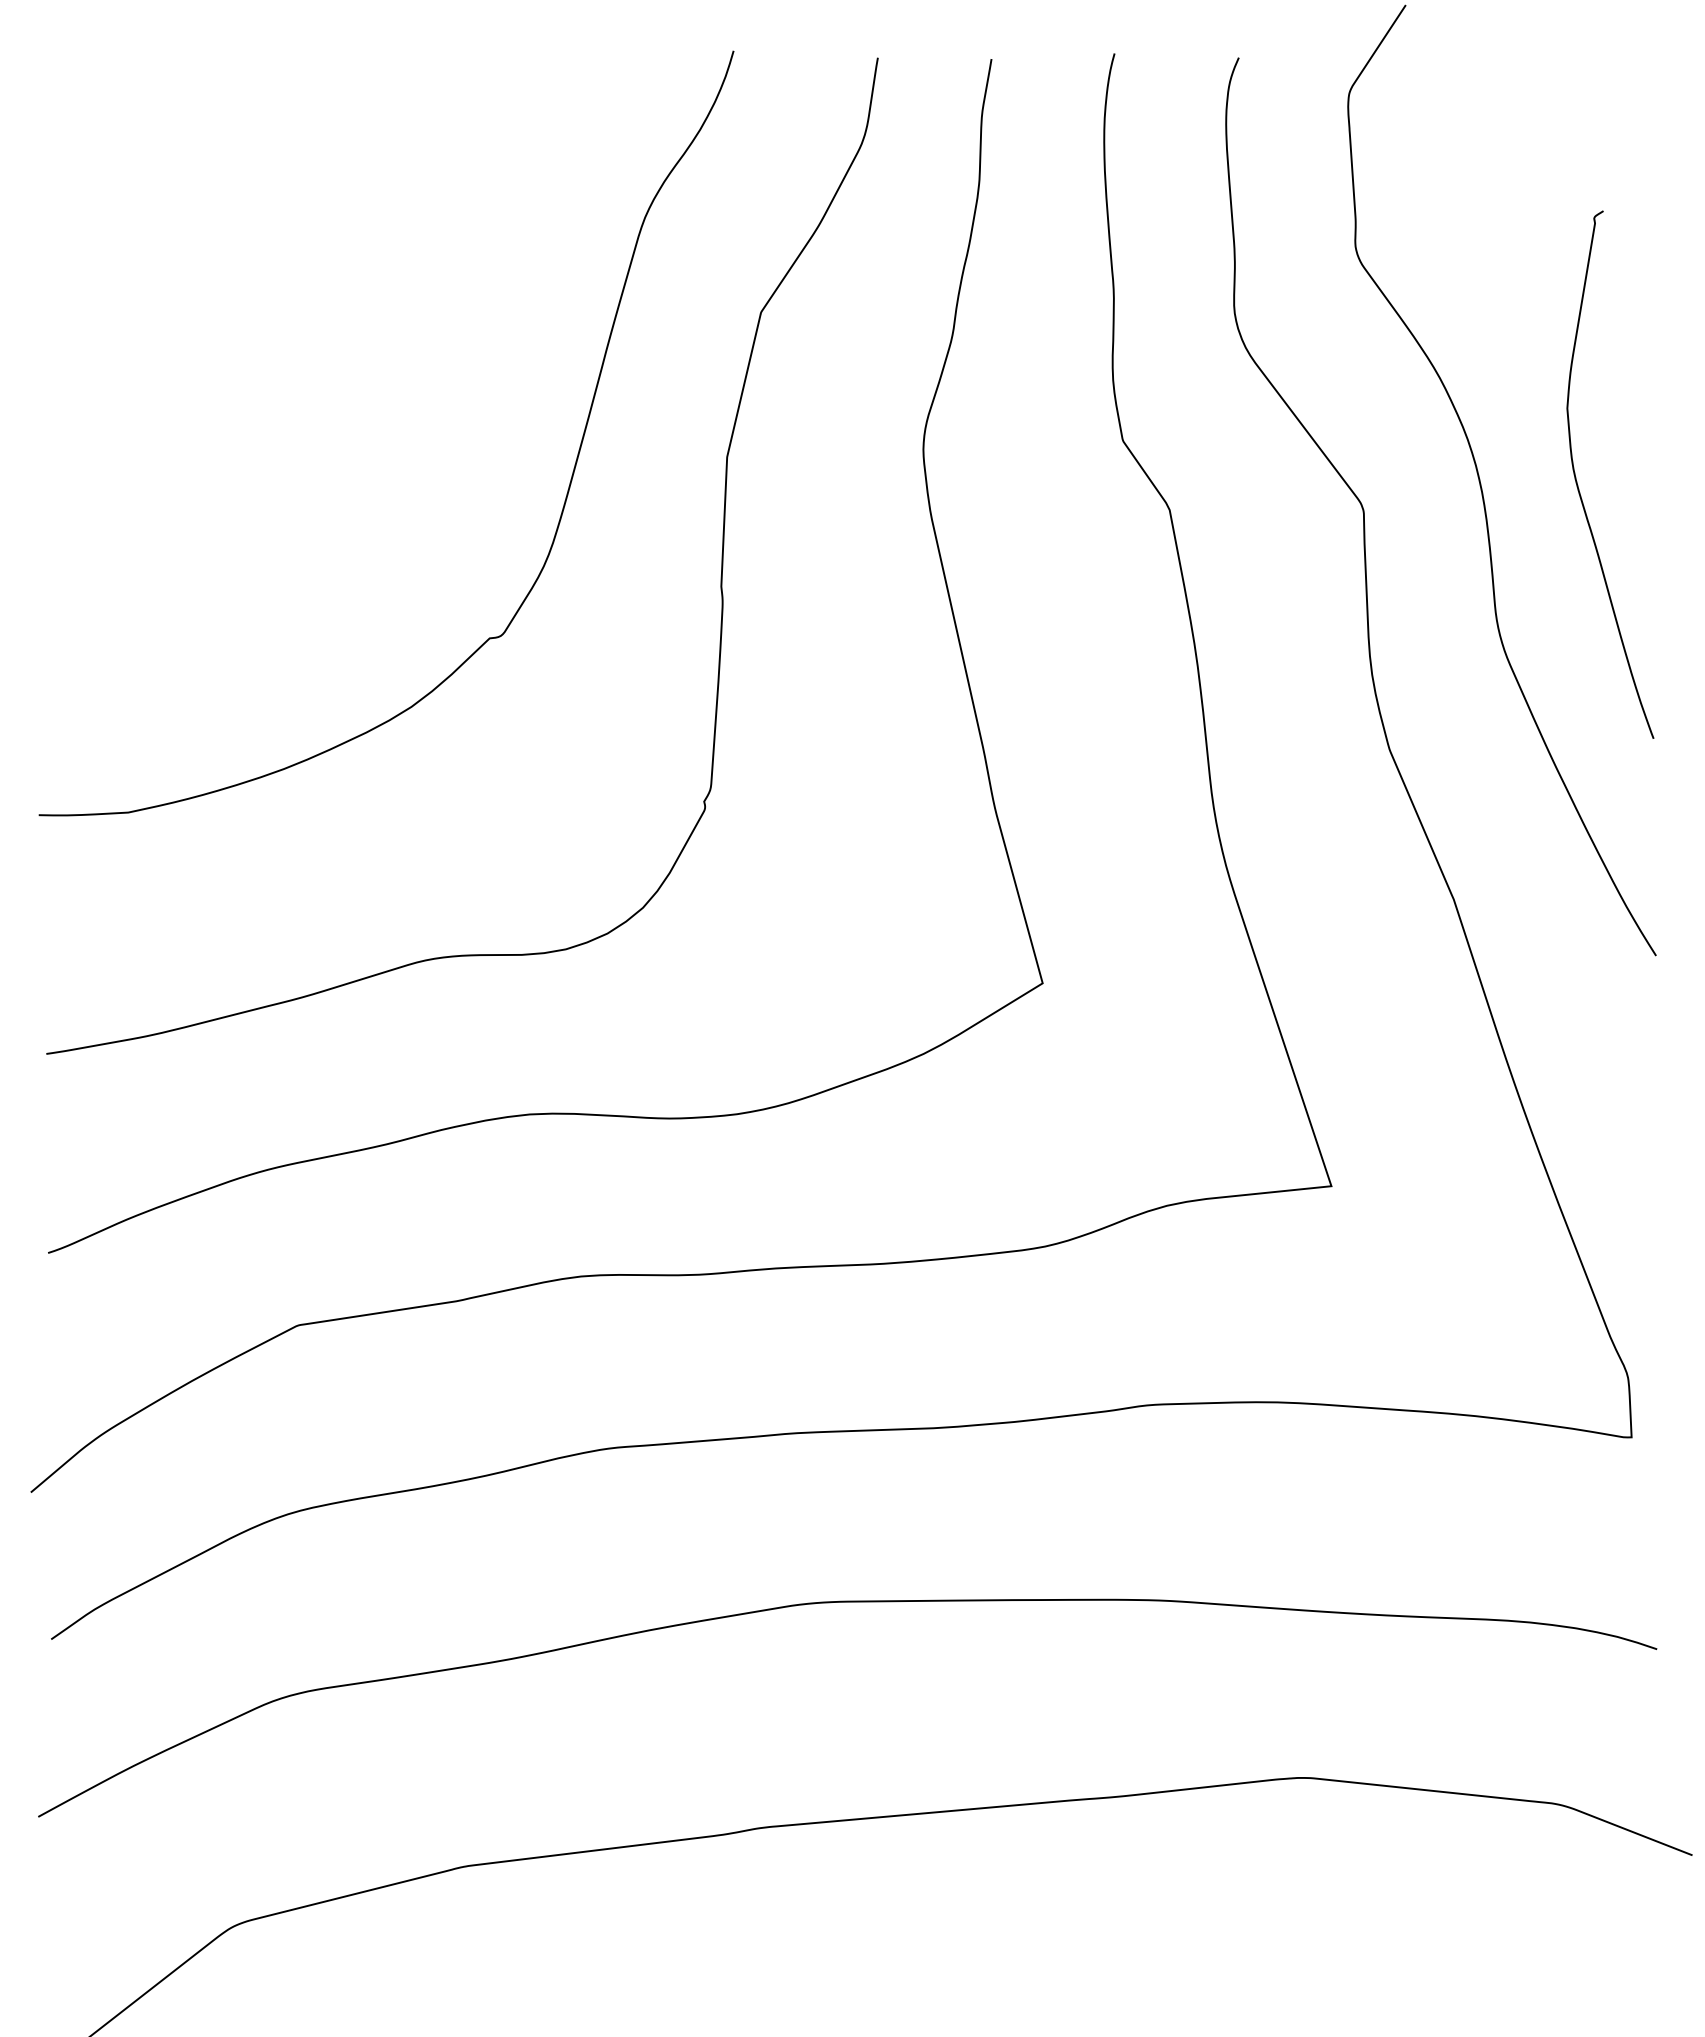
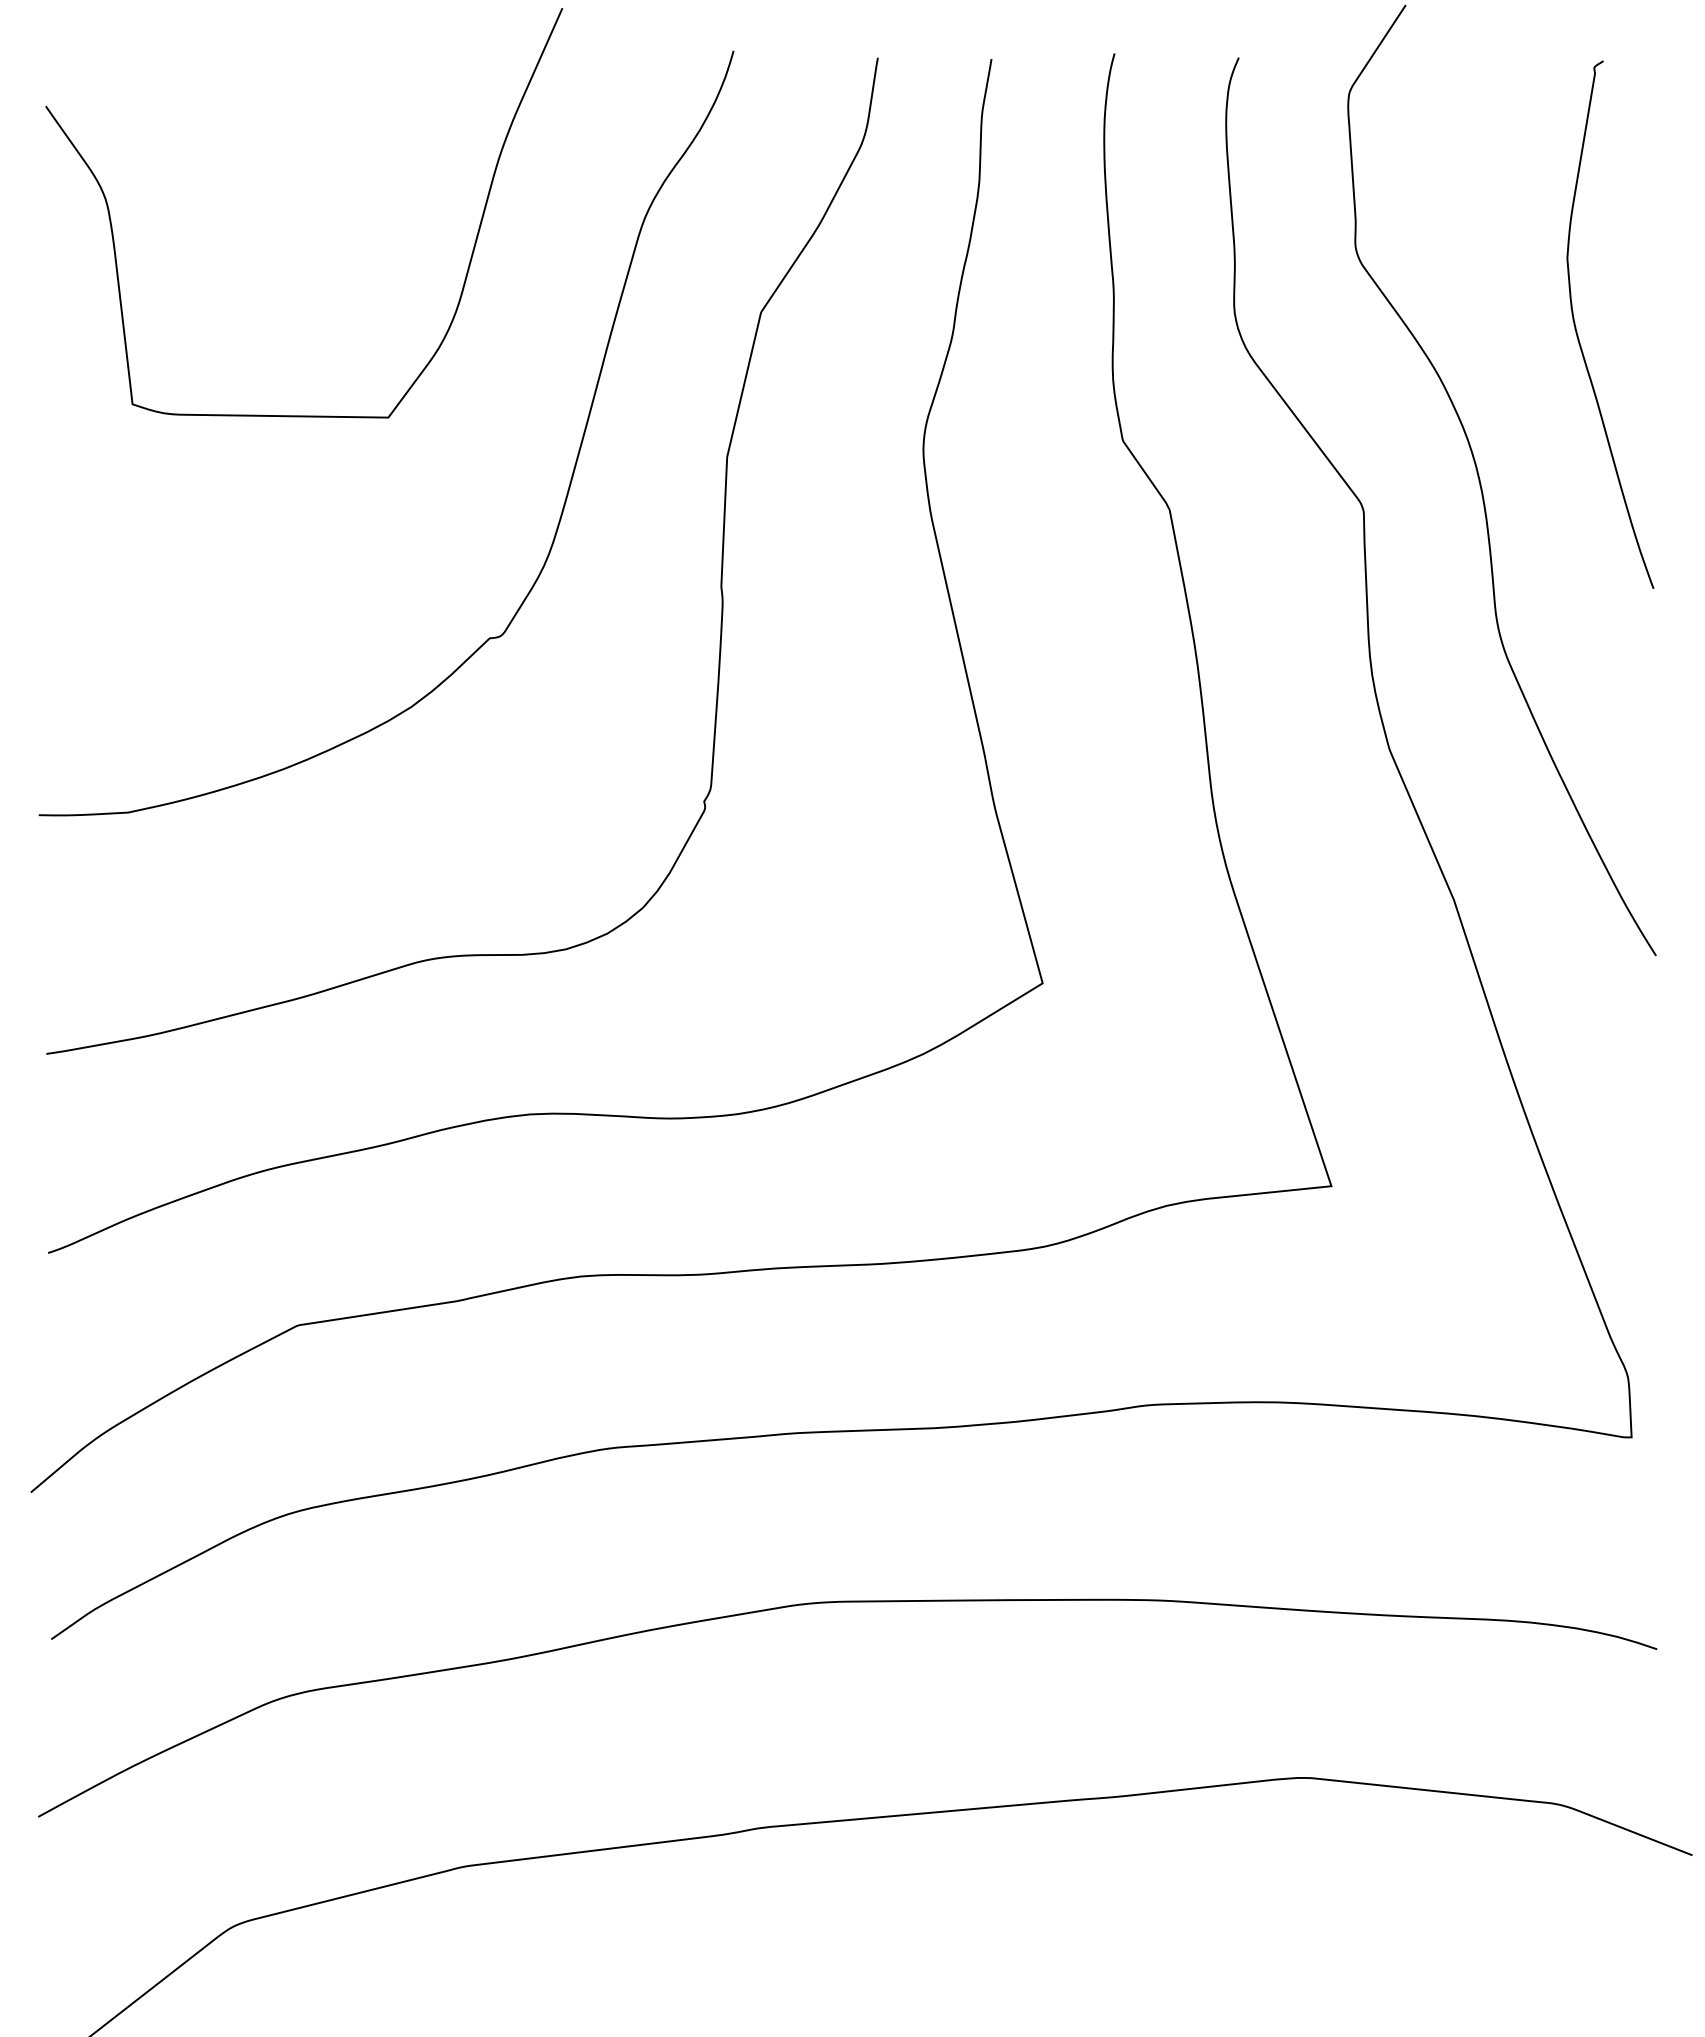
curve: none -> present (469, 260)
curve position: (1577, 481) -> (1577, 331) (1577, 331)
